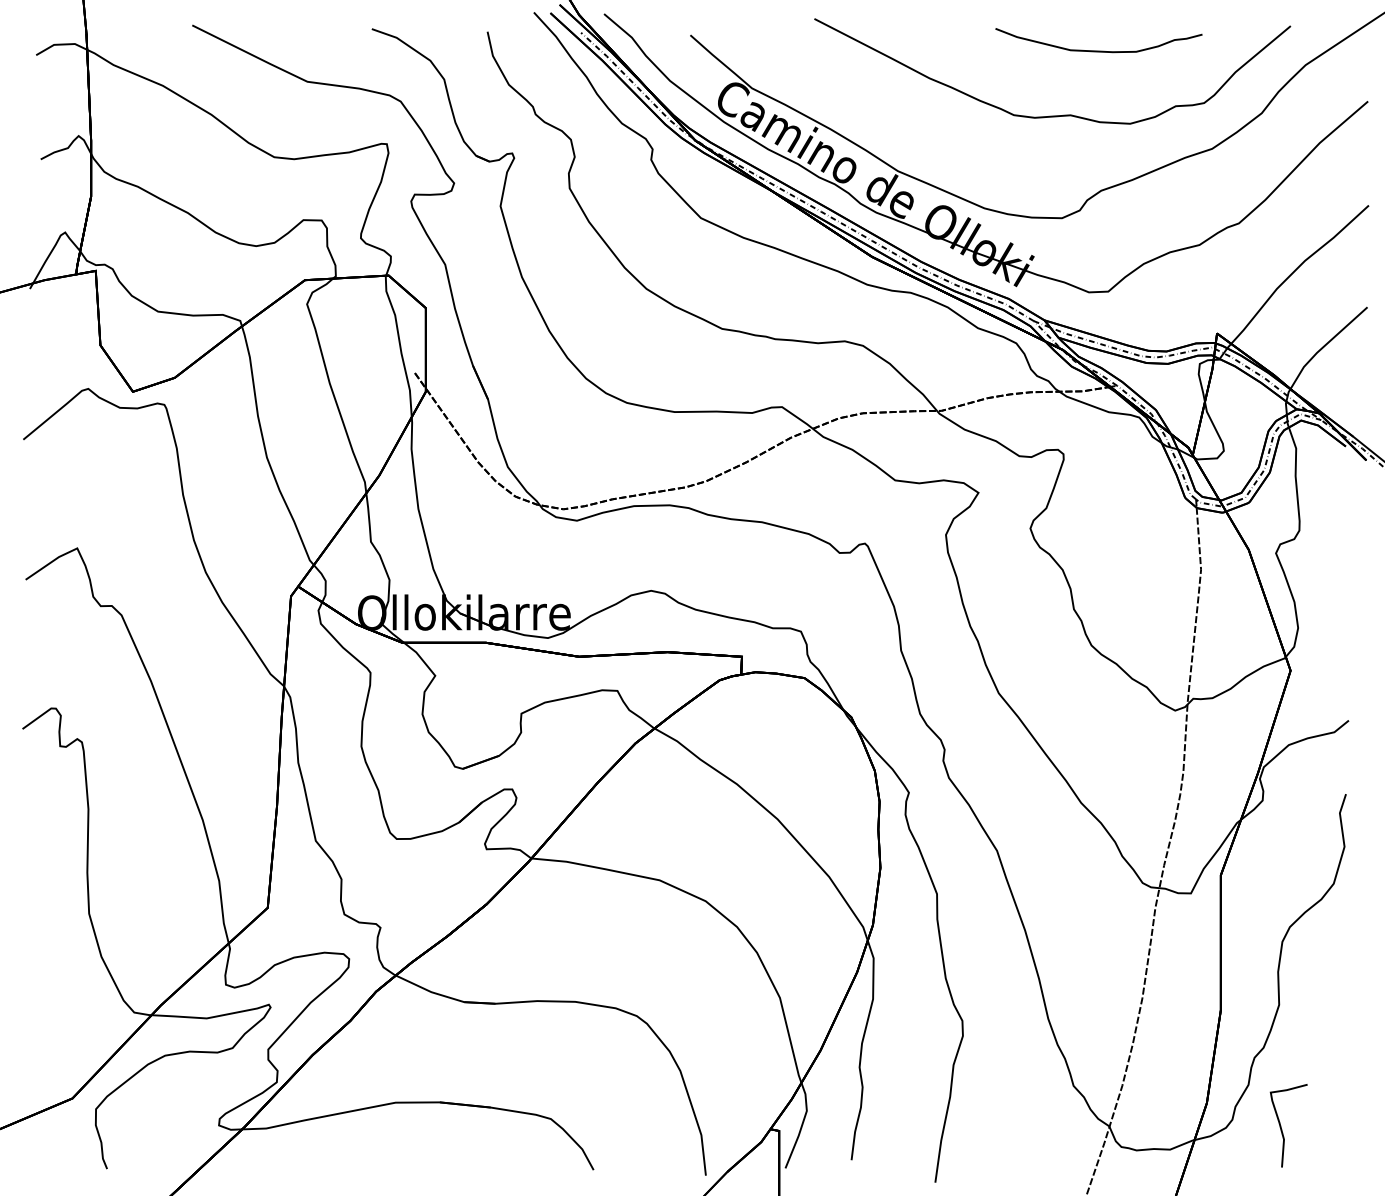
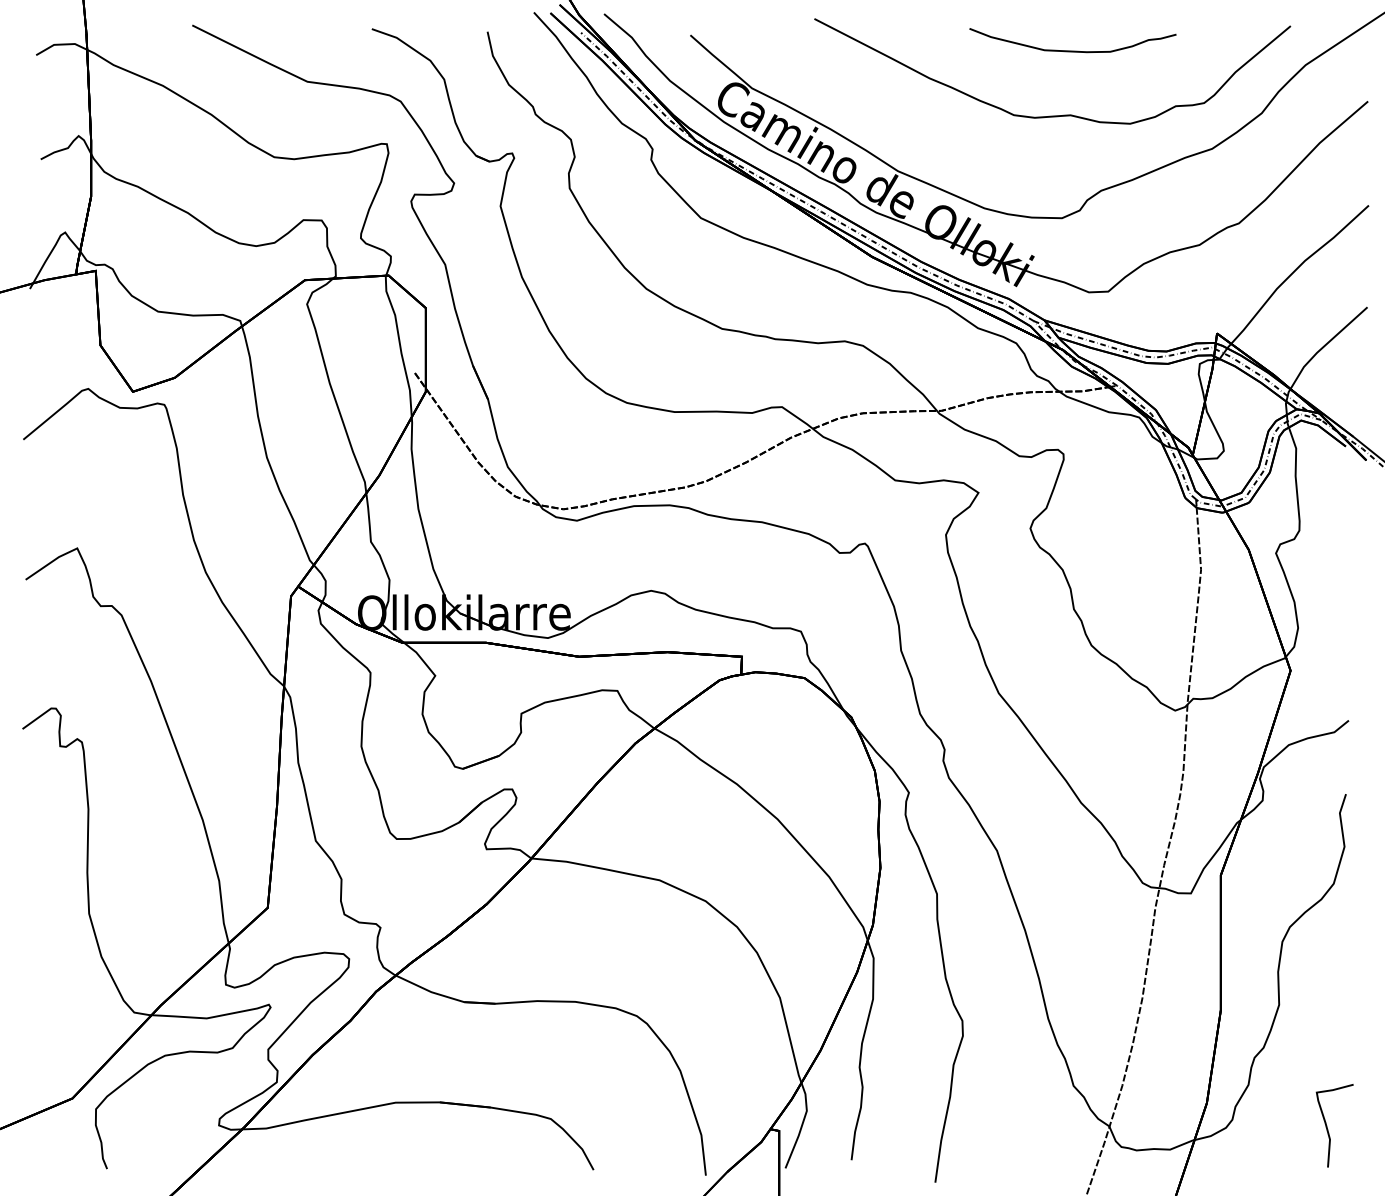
curve position: (1098, 50) -> (1072, 50) (1072, 50)
curve position: (1281, 1125) -> (1327, 1125) (1327, 1125)
